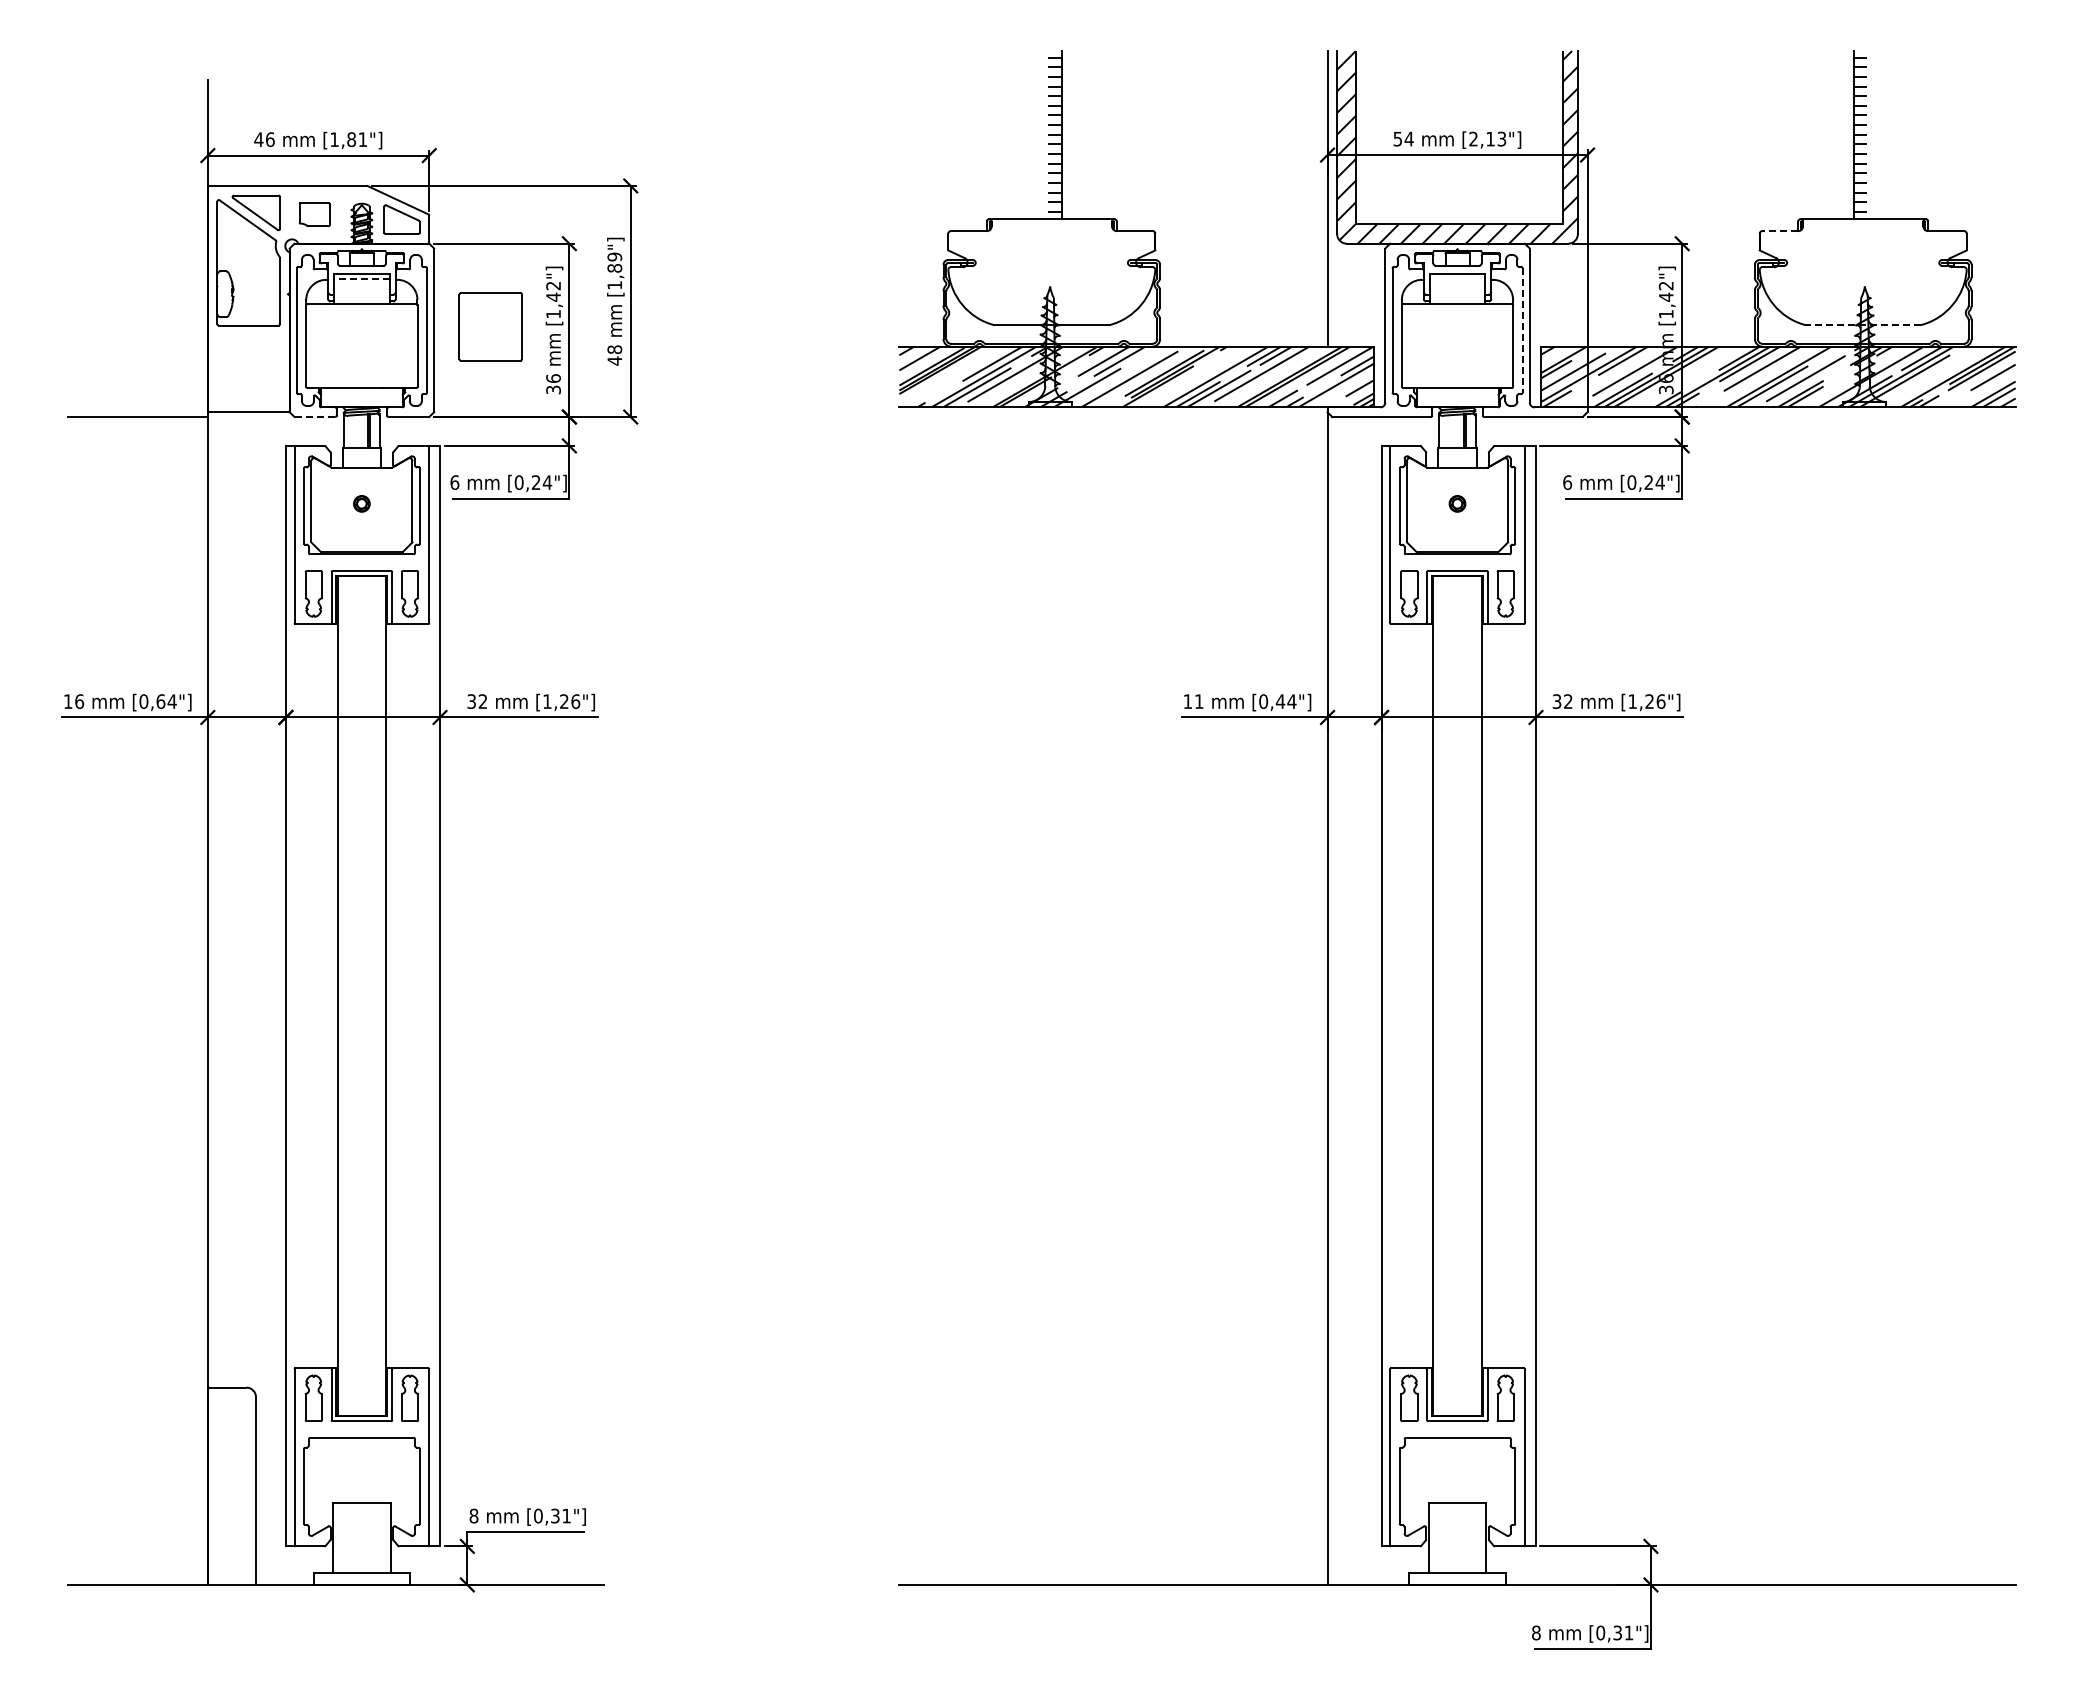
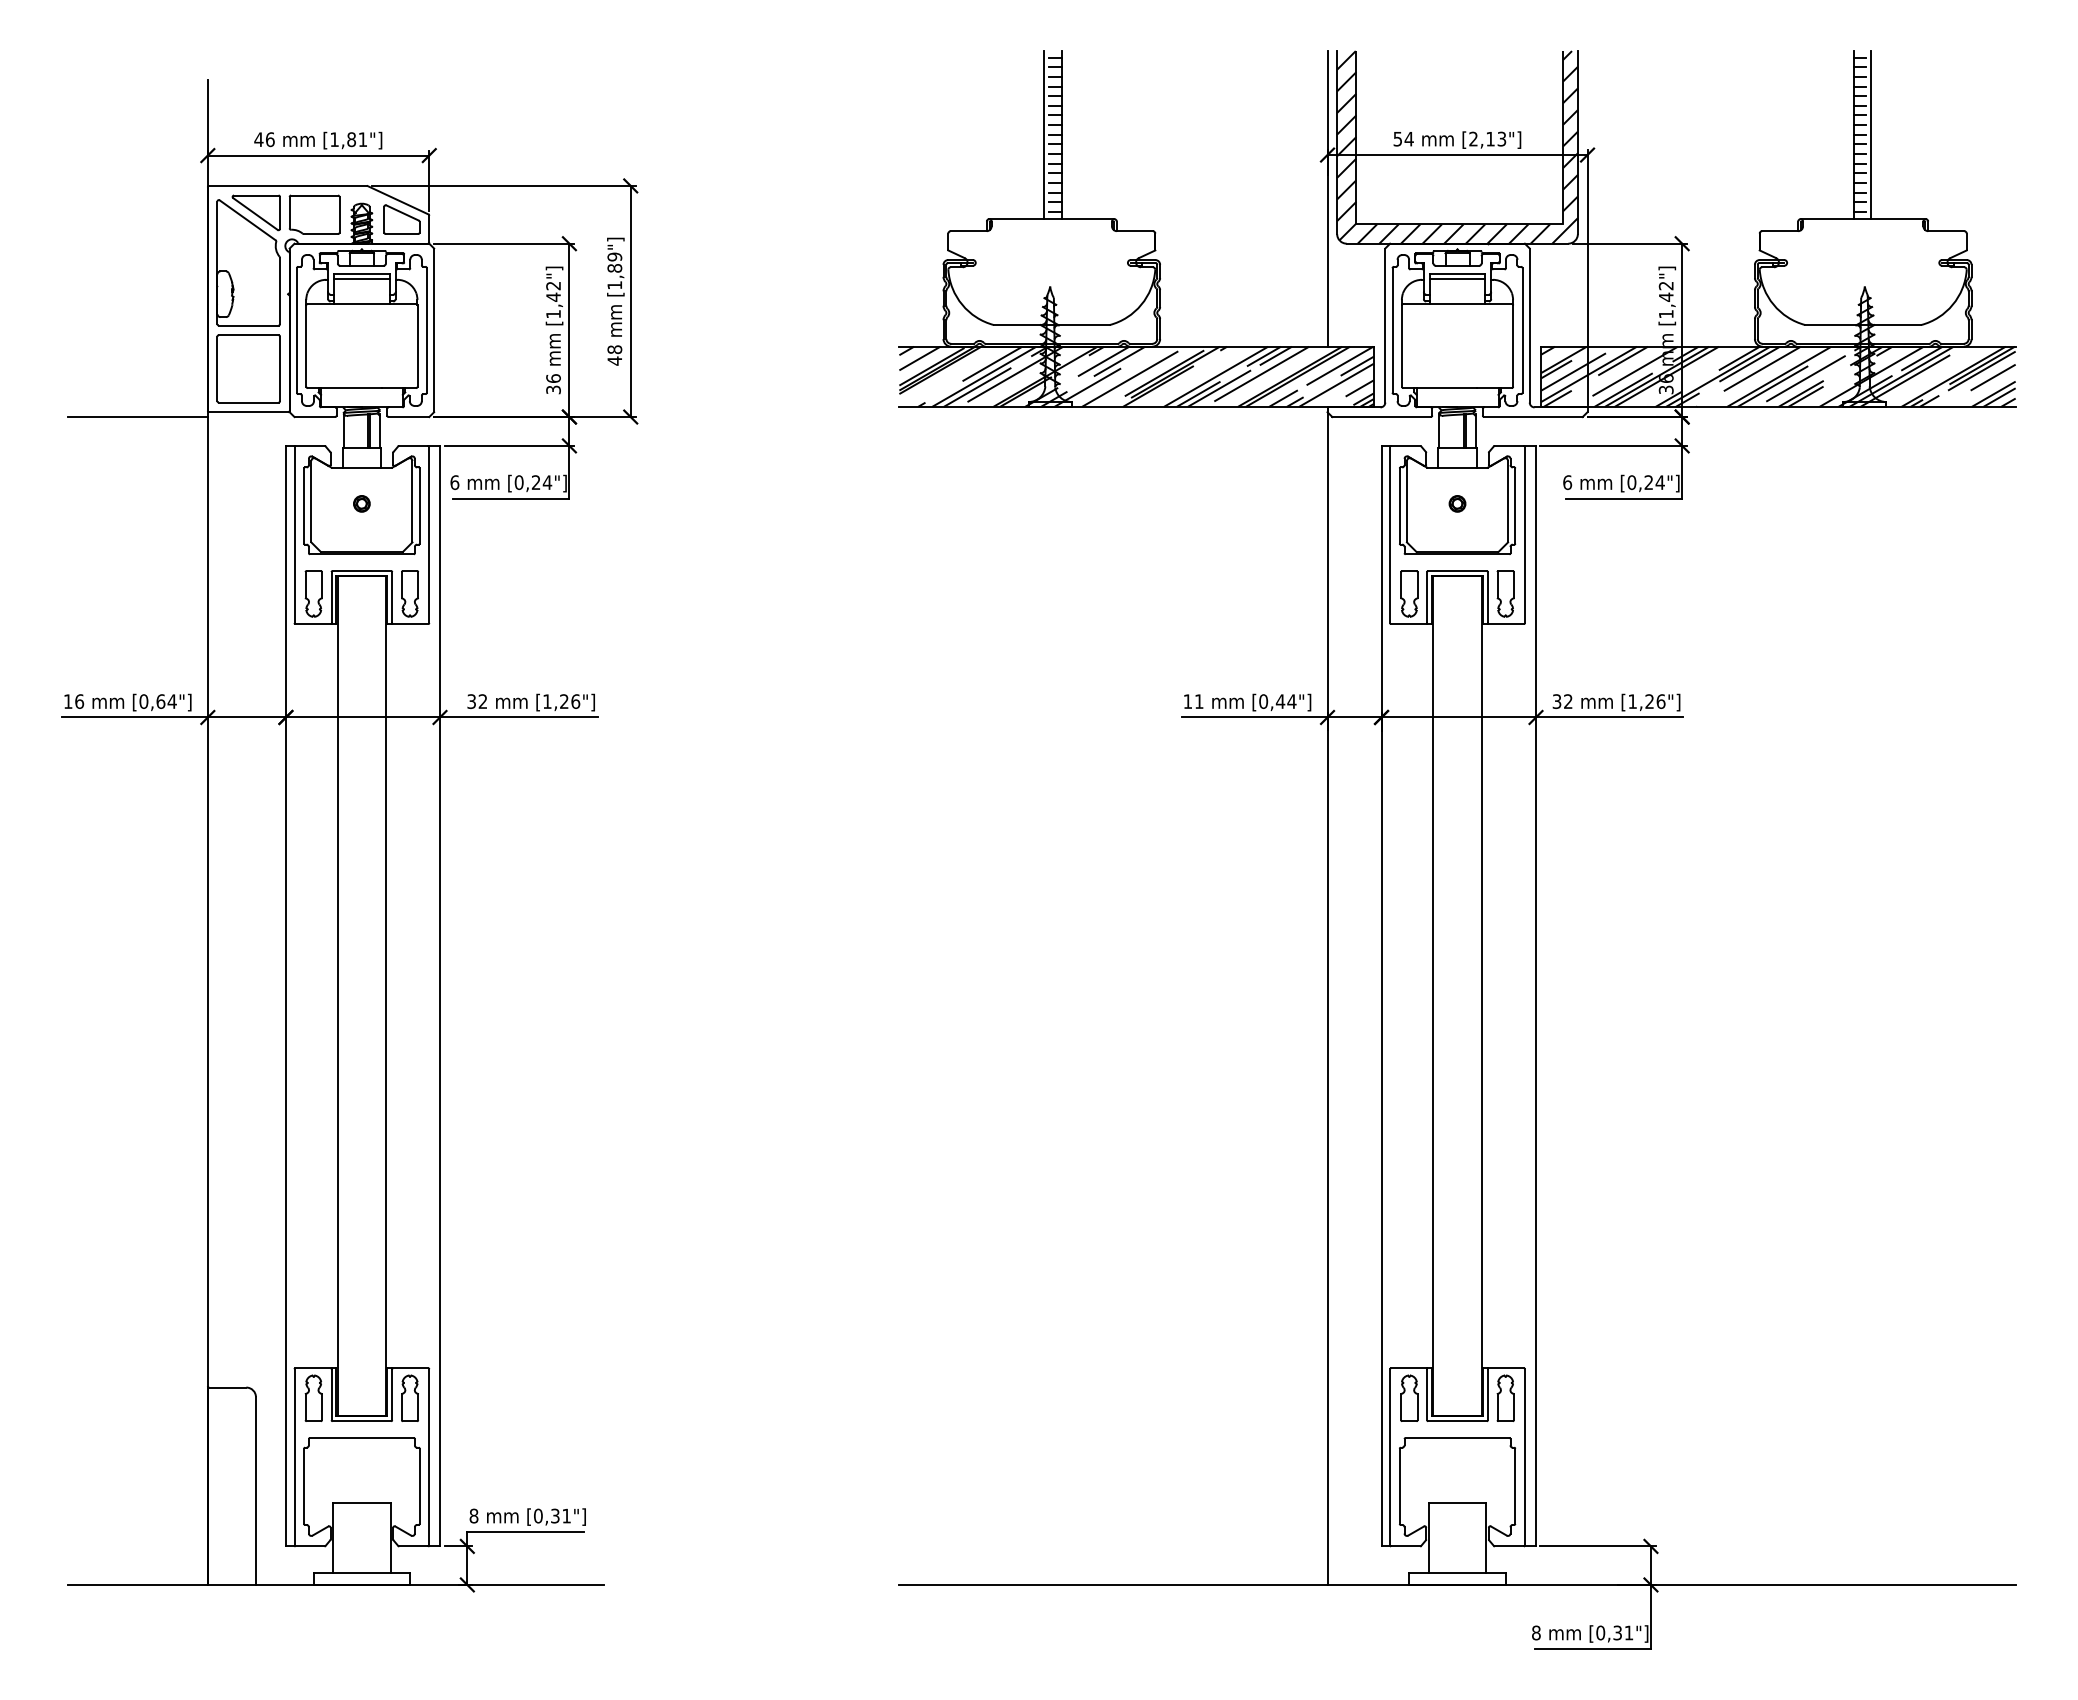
line: none -> present (1043, 135)
line: none -> present (1871, 135)
part size: 33x25 px -> 53x41 px (314, 214)
line: dashed -> solid (1779, 231)
line: dashed -> solid (361, 278)
line: none -> present (1457, 278)
line: dashed -> solid (1863, 325)
part position: (490, 326) -> (248, 368) (248, 368)
line: dashed -> solid (1522, 330)
line: dashed -> solid (314, 417)
